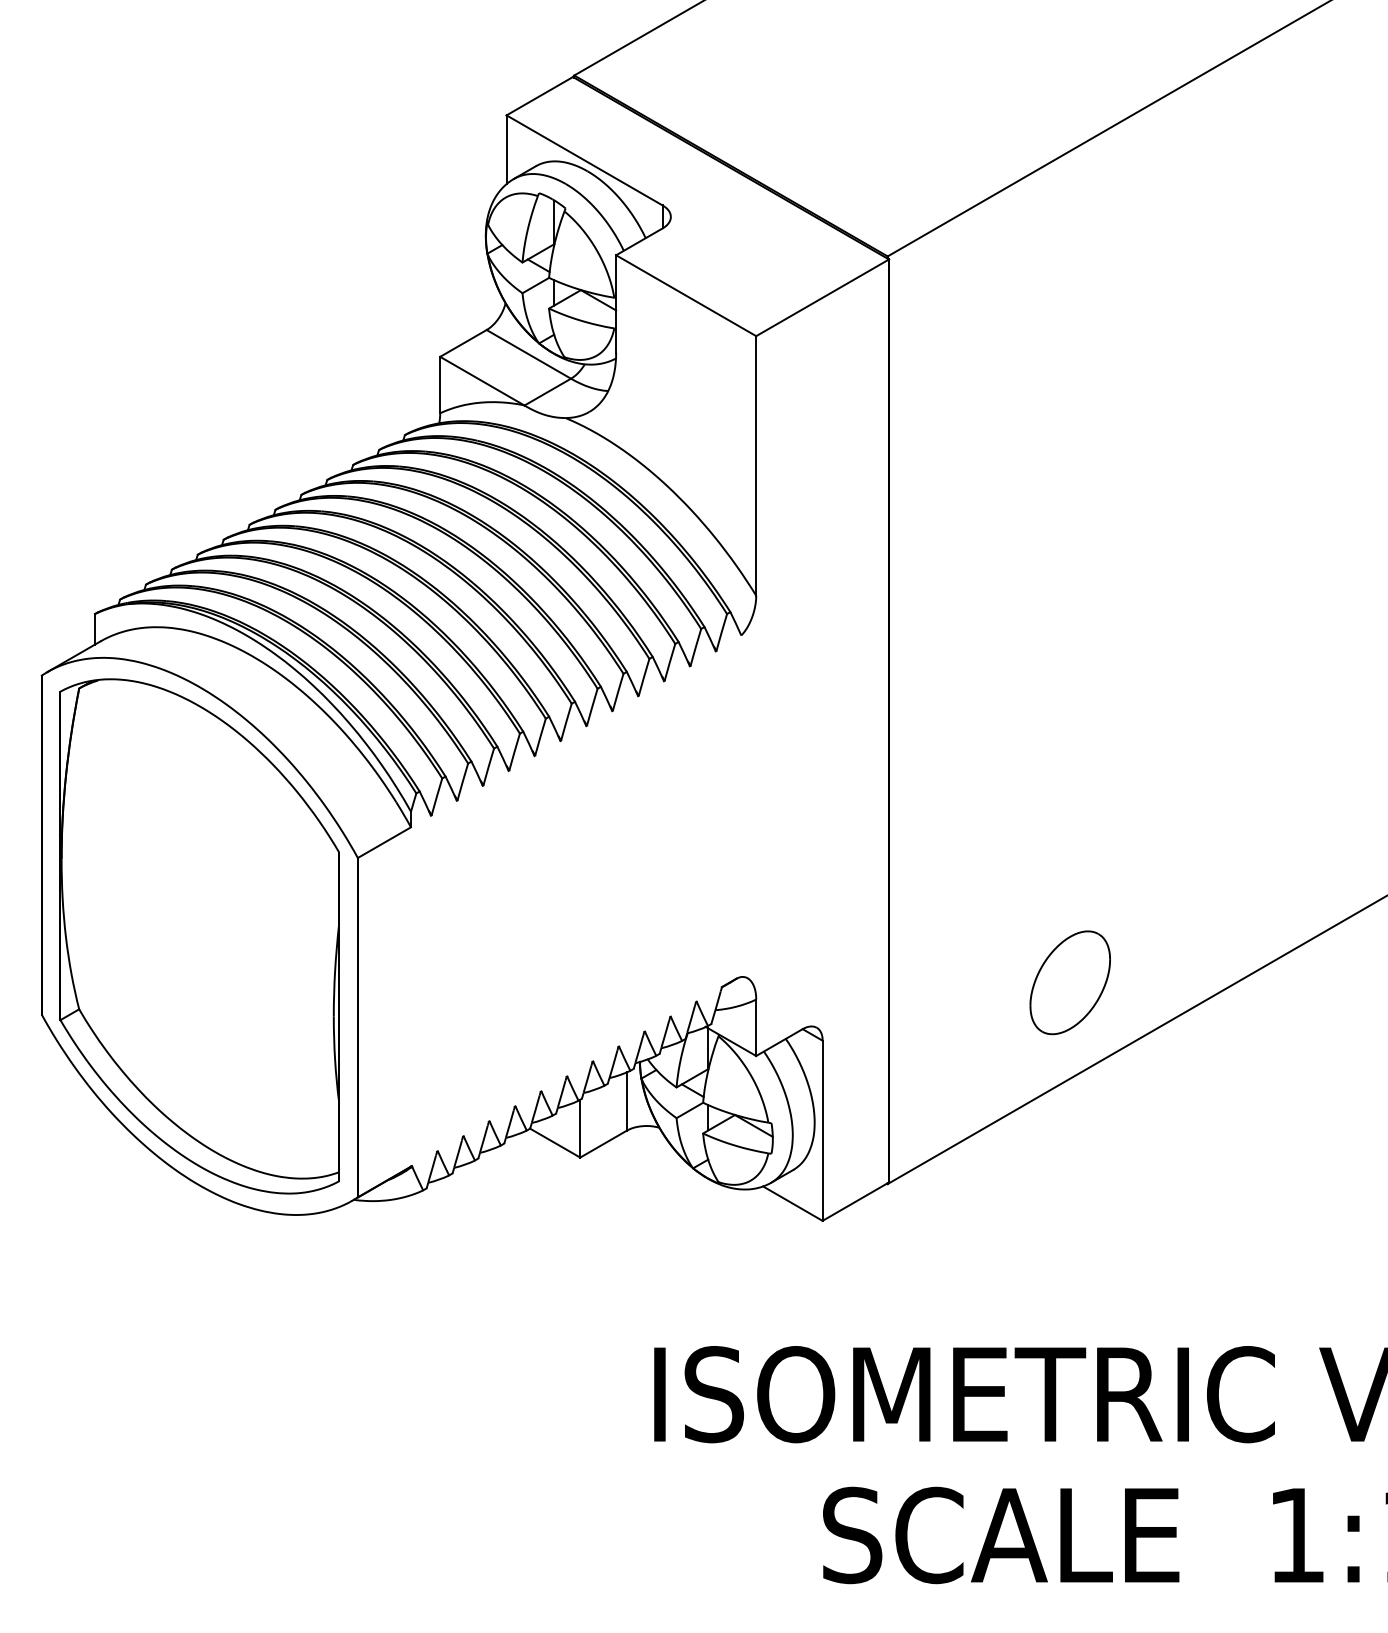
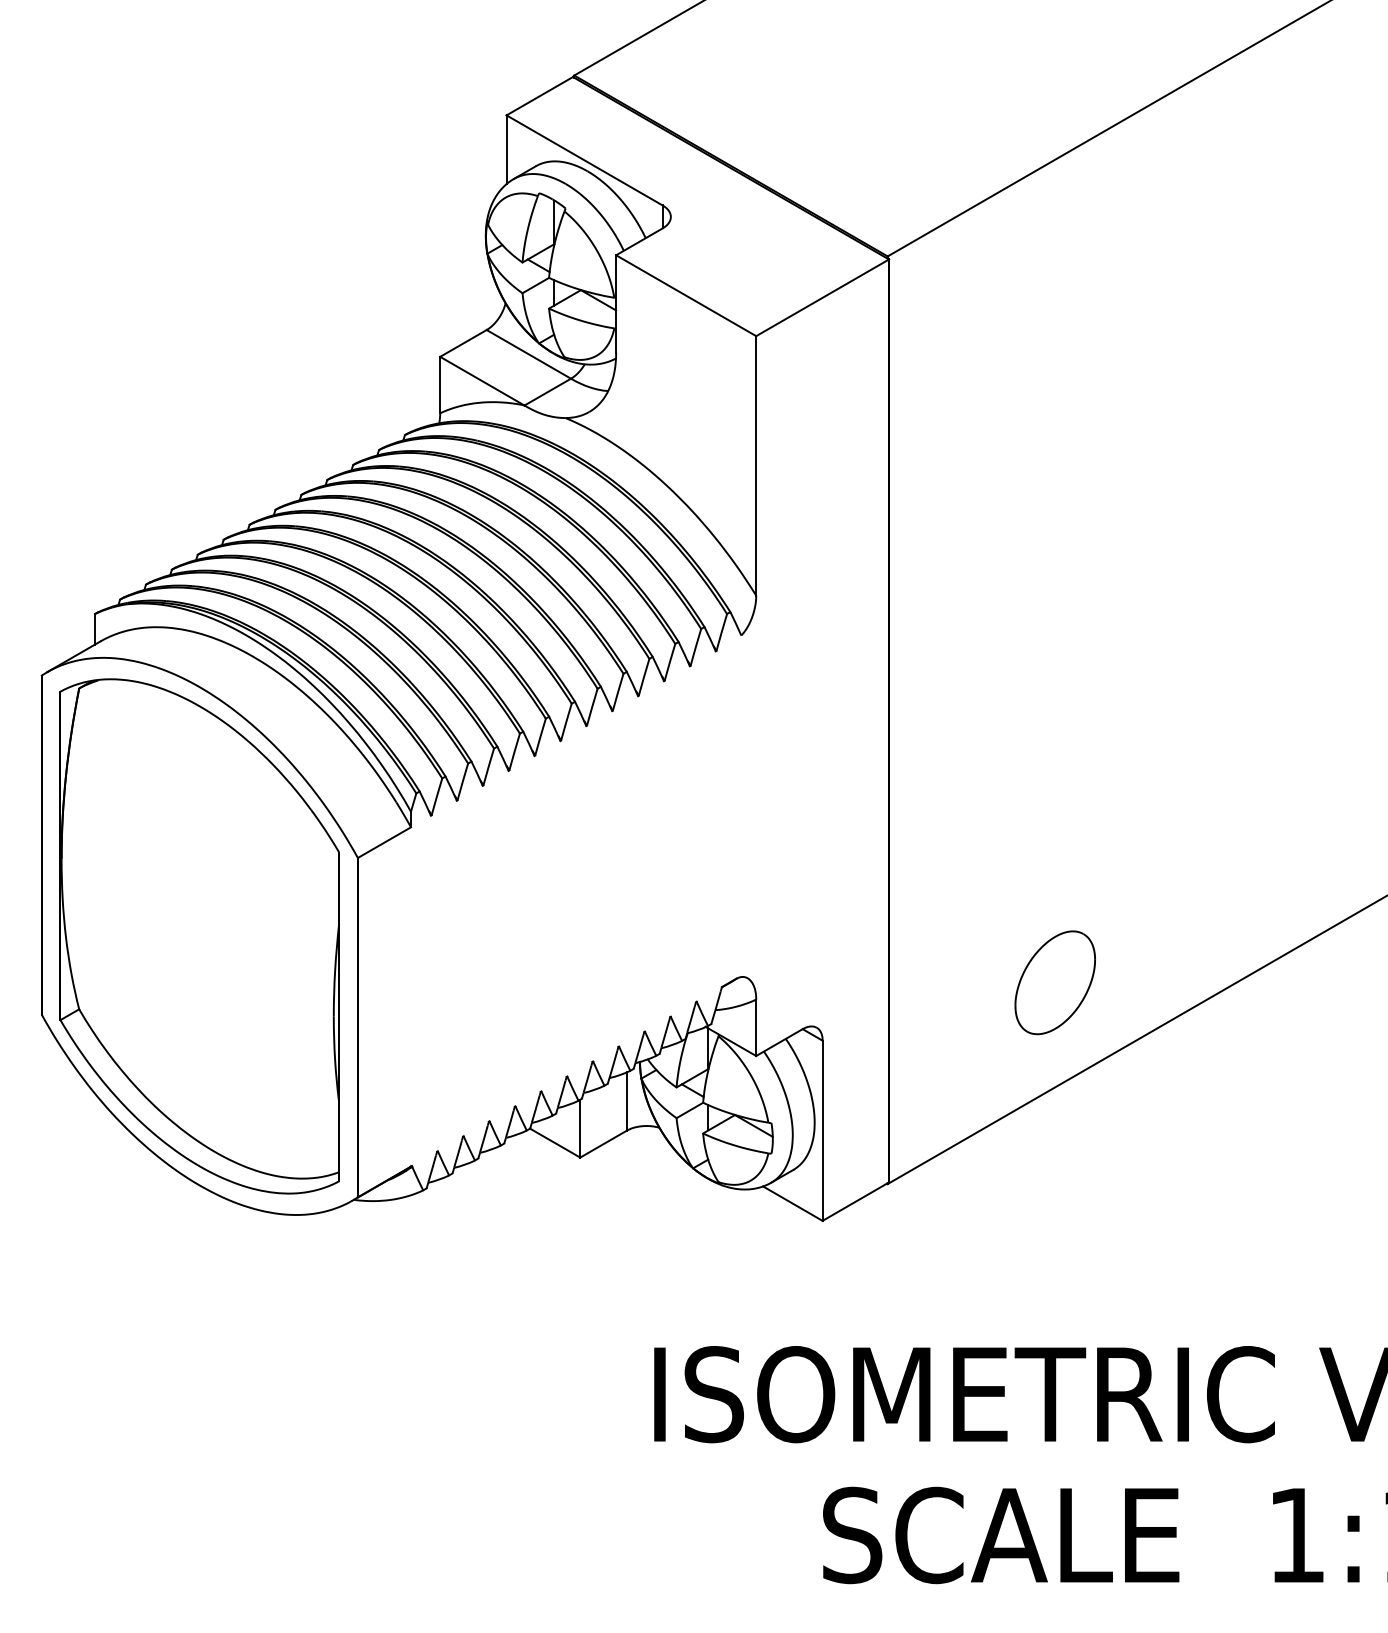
part position: (1069, 982) -> (1054, 982) (1054, 982)
